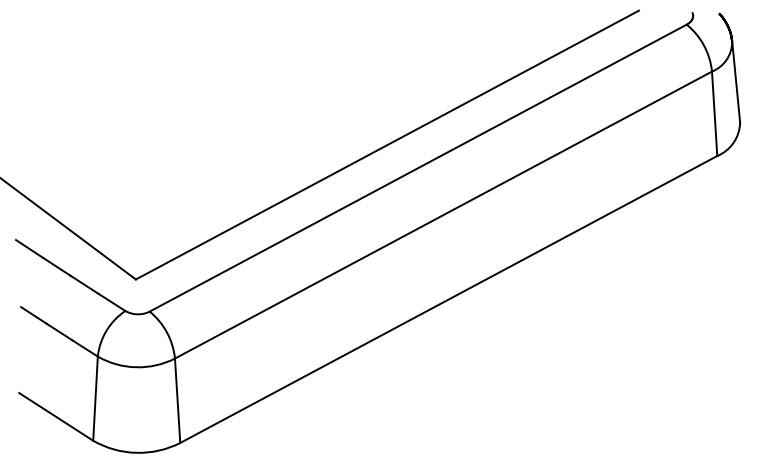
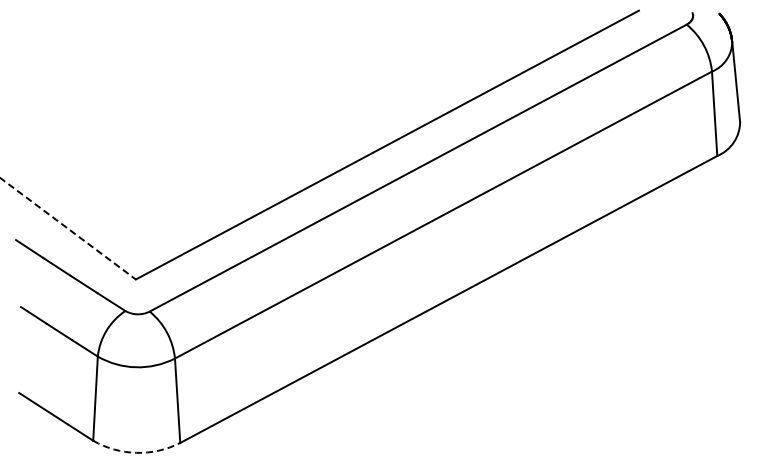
line: solid -> dashed (68, 229)
arc: solid -> dashed (136, 452)
